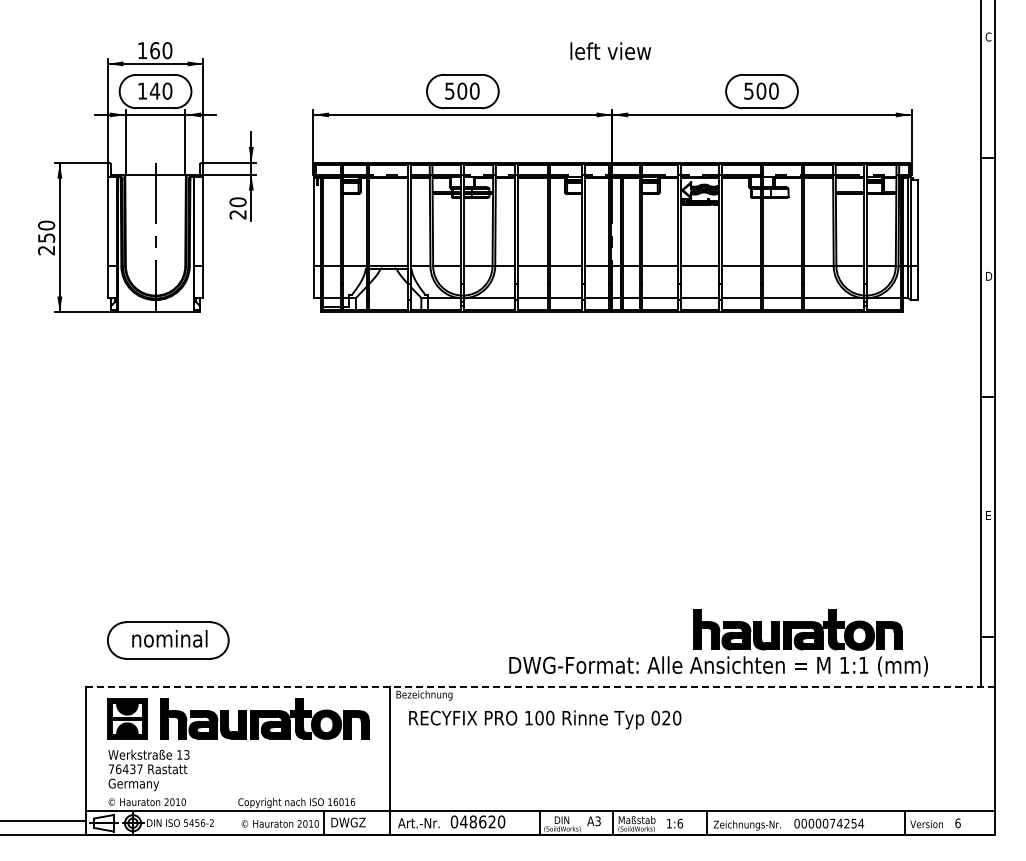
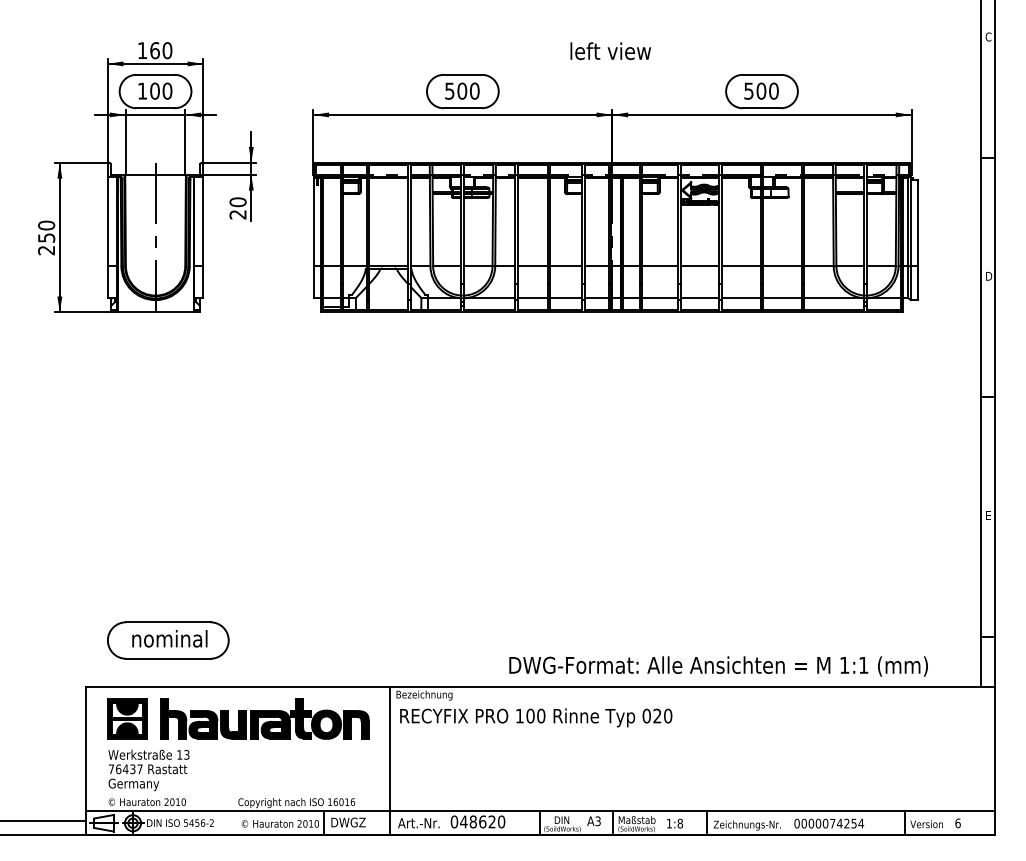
text: 140 -> 100 (154, 90)
part: present -> none (797, 629)
line: dashed -> solid (540, 686)
text position: (545, 719) -> (536, 717) (536, 717)
text: 1:6 -> 1:8 (679, 823)
